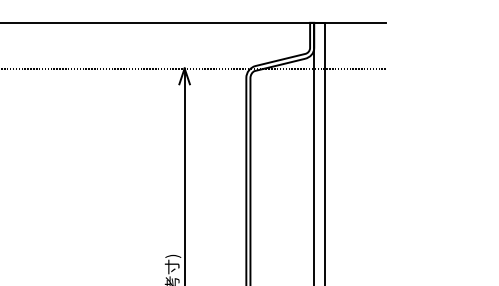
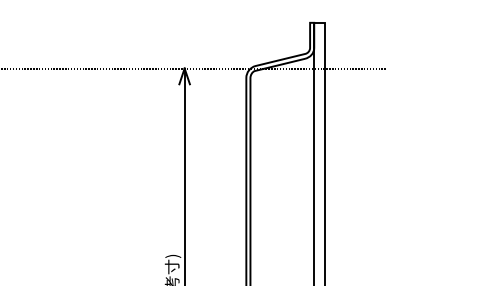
line: present -> none (194, 22)
